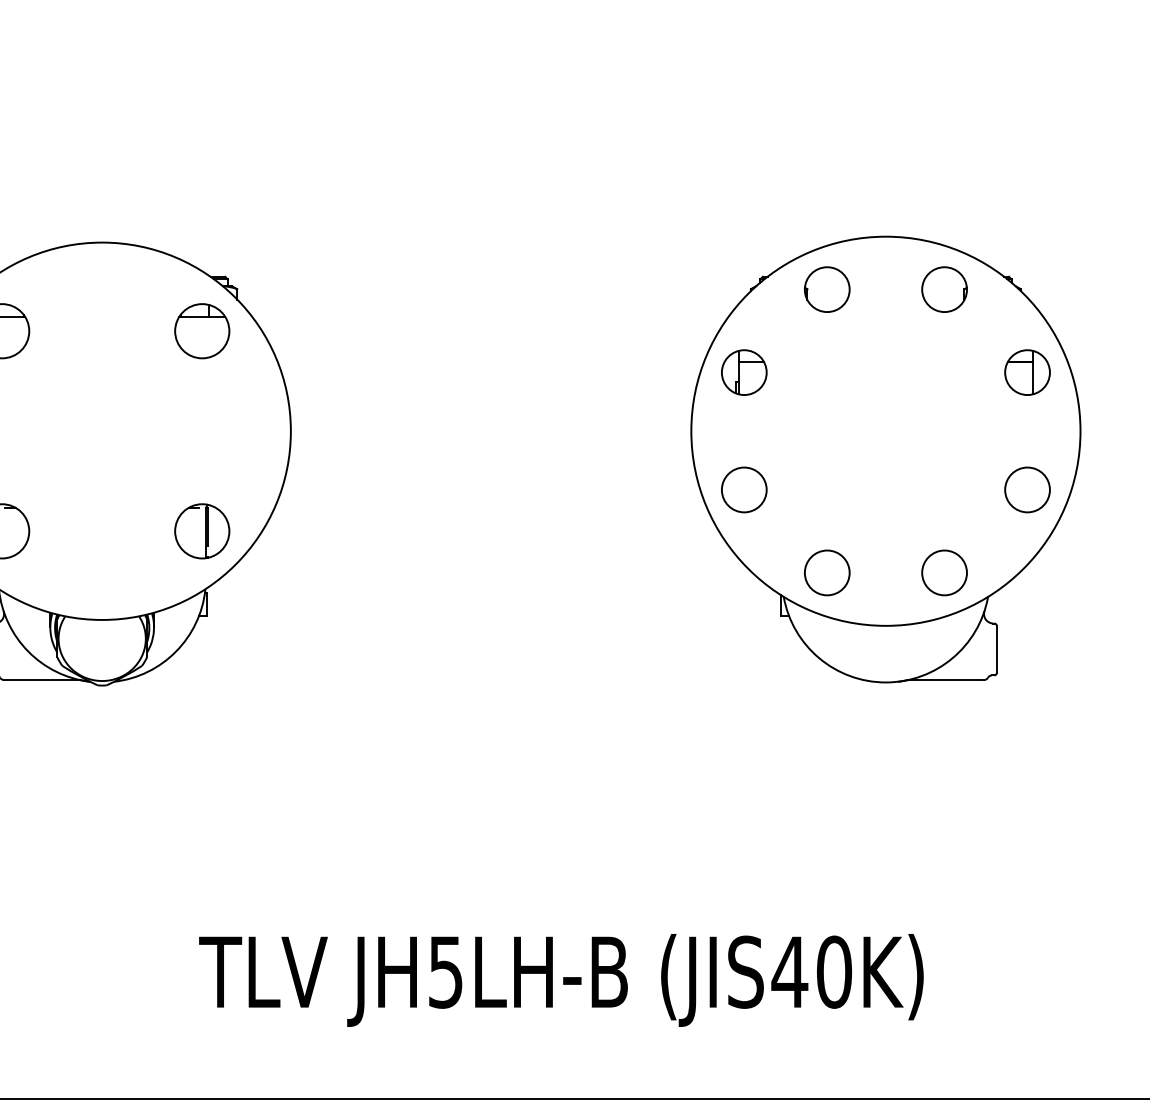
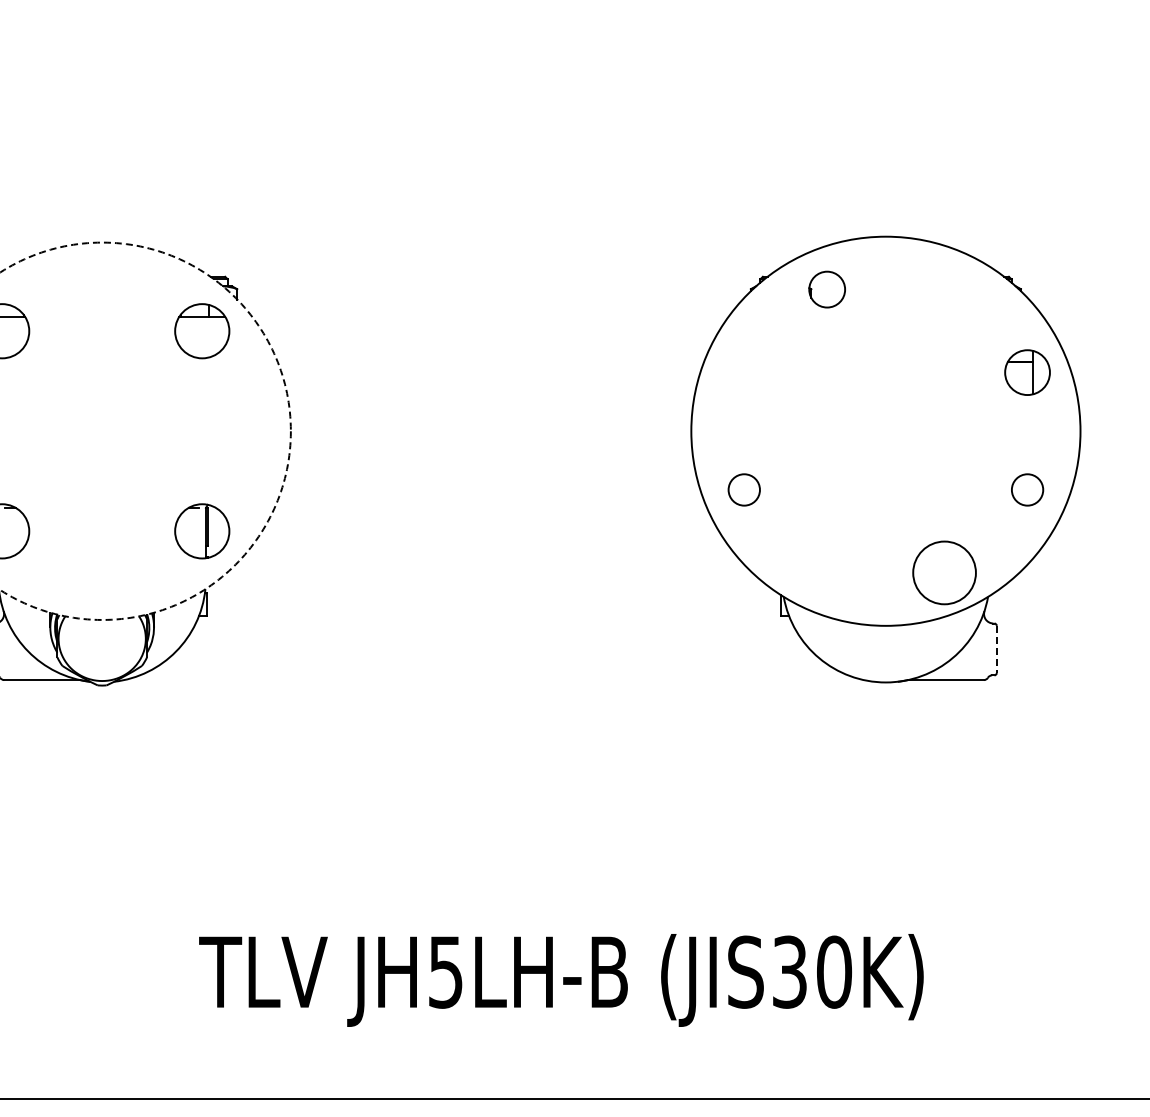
part size: 48x47 px -> 38x39 px (826, 289)
part: present -> none (944, 289)
part: present -> none (744, 372)
circle: solid -> dashed (145, 430)
circle diameter: 45 px -> 31 px (743, 489)
circle diameter: 45 px -> 31 px (1027, 489)
circle: present -> none (827, 572)
circle diameter: 45 px -> 63 px (944, 572)
line: solid -> dashed (996, 649)
text: (JIS40K) -> (JIS30K) (789, 971)
